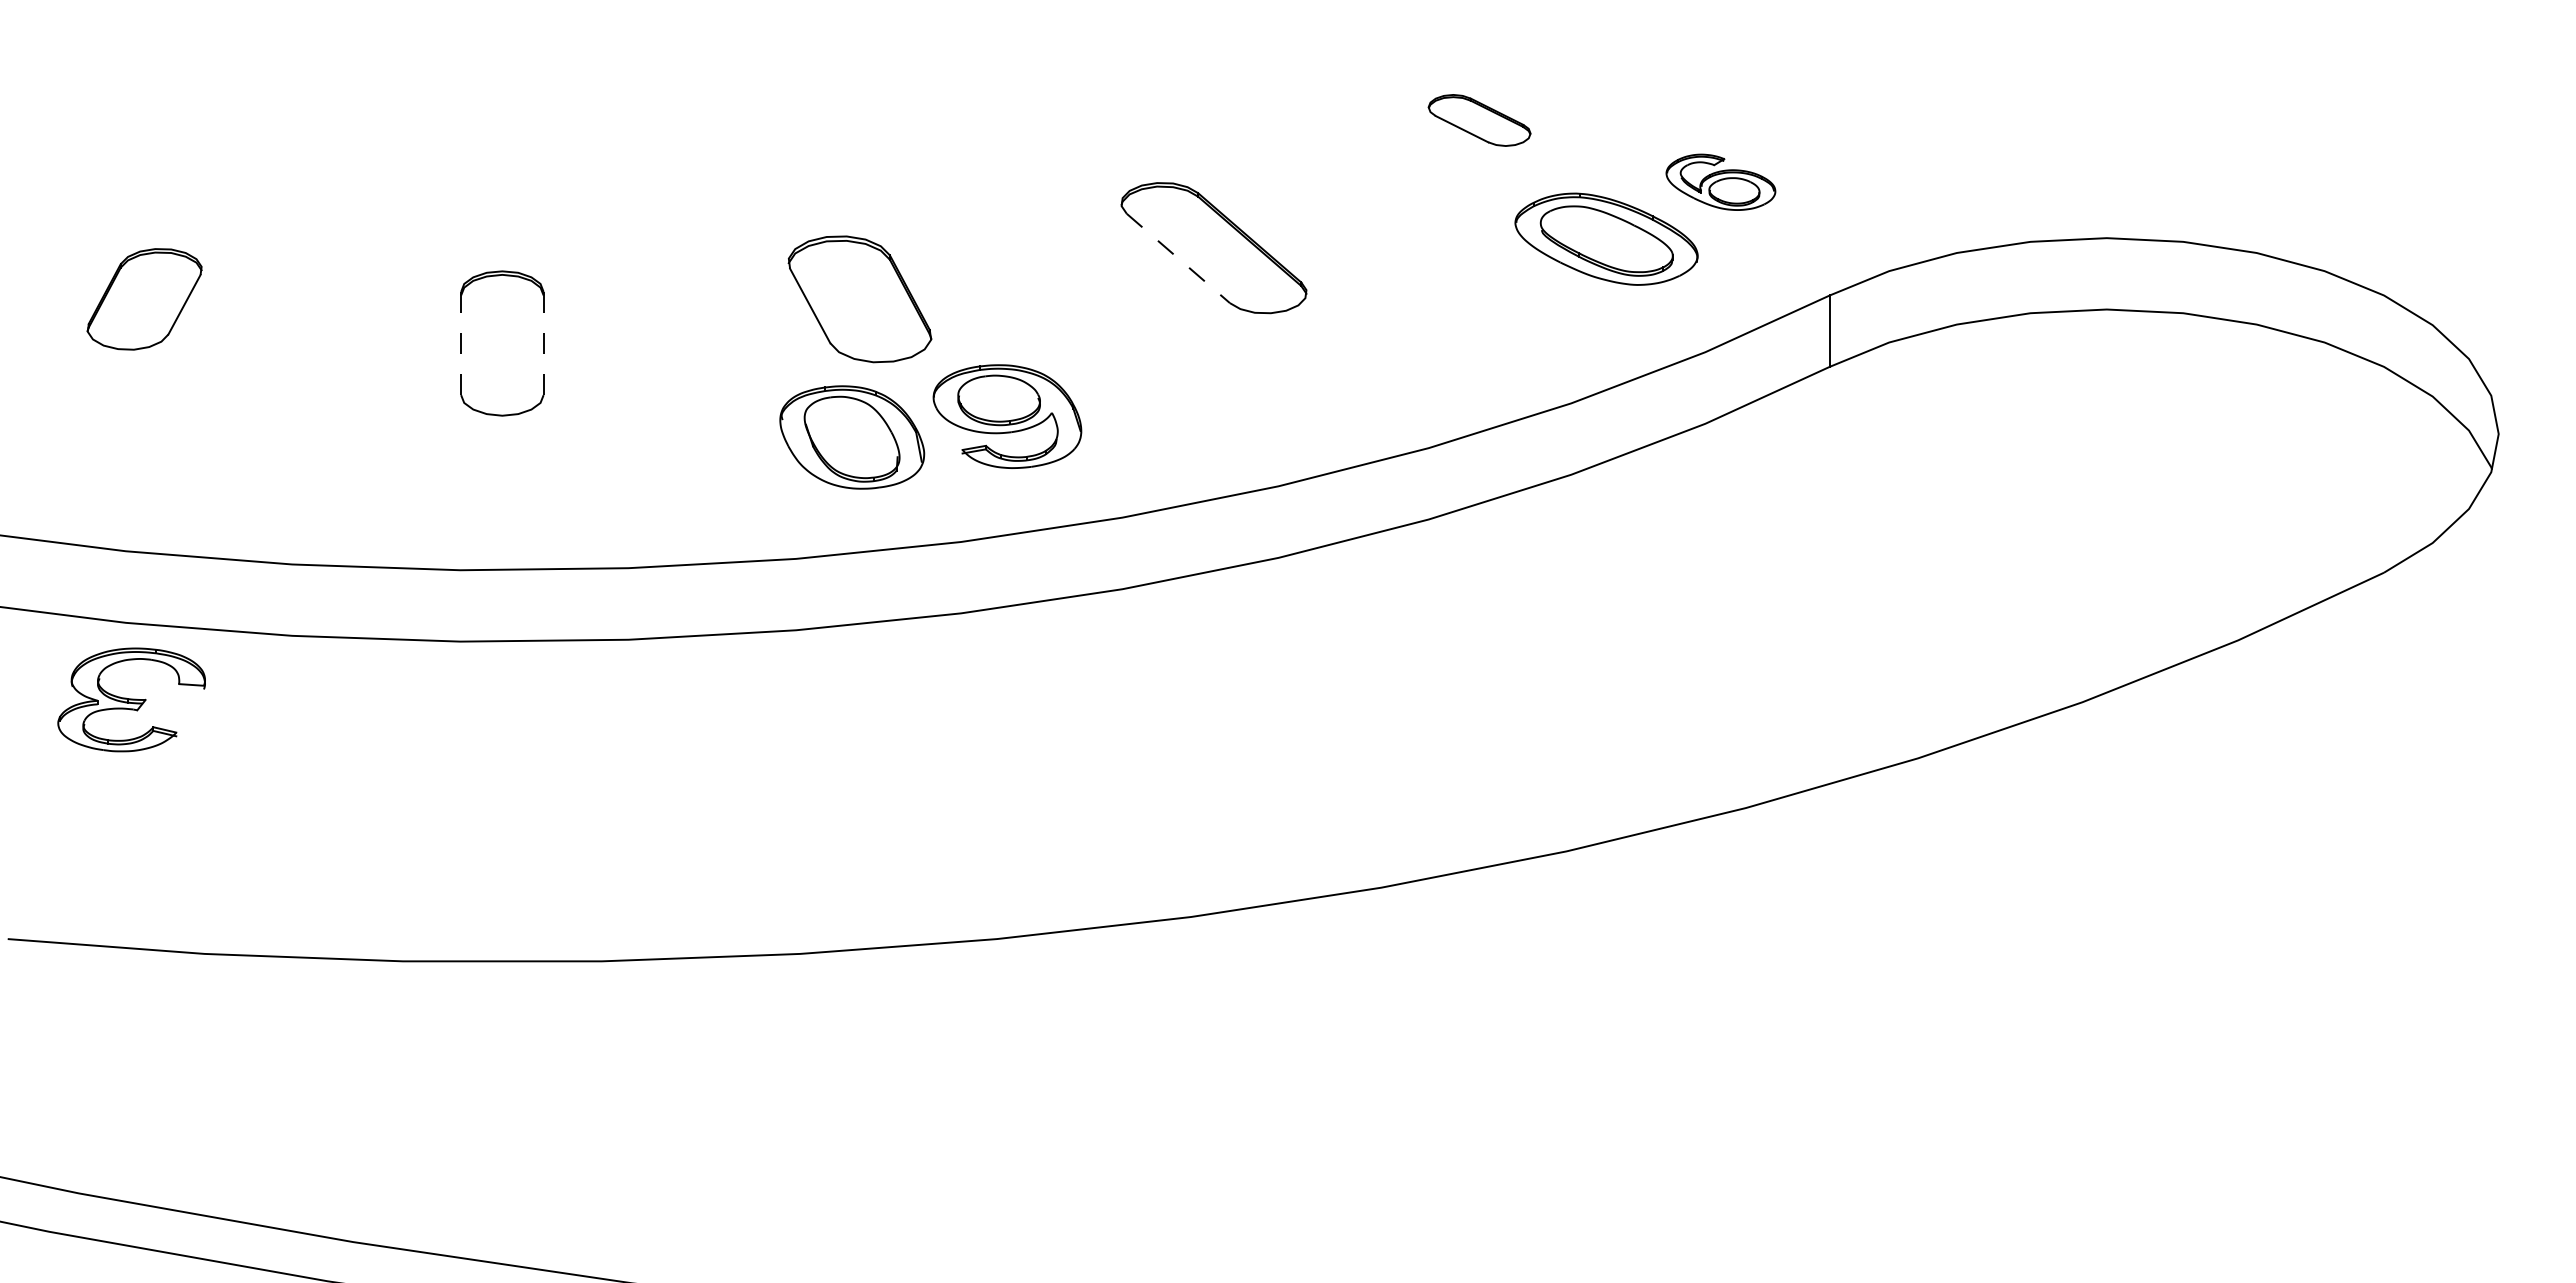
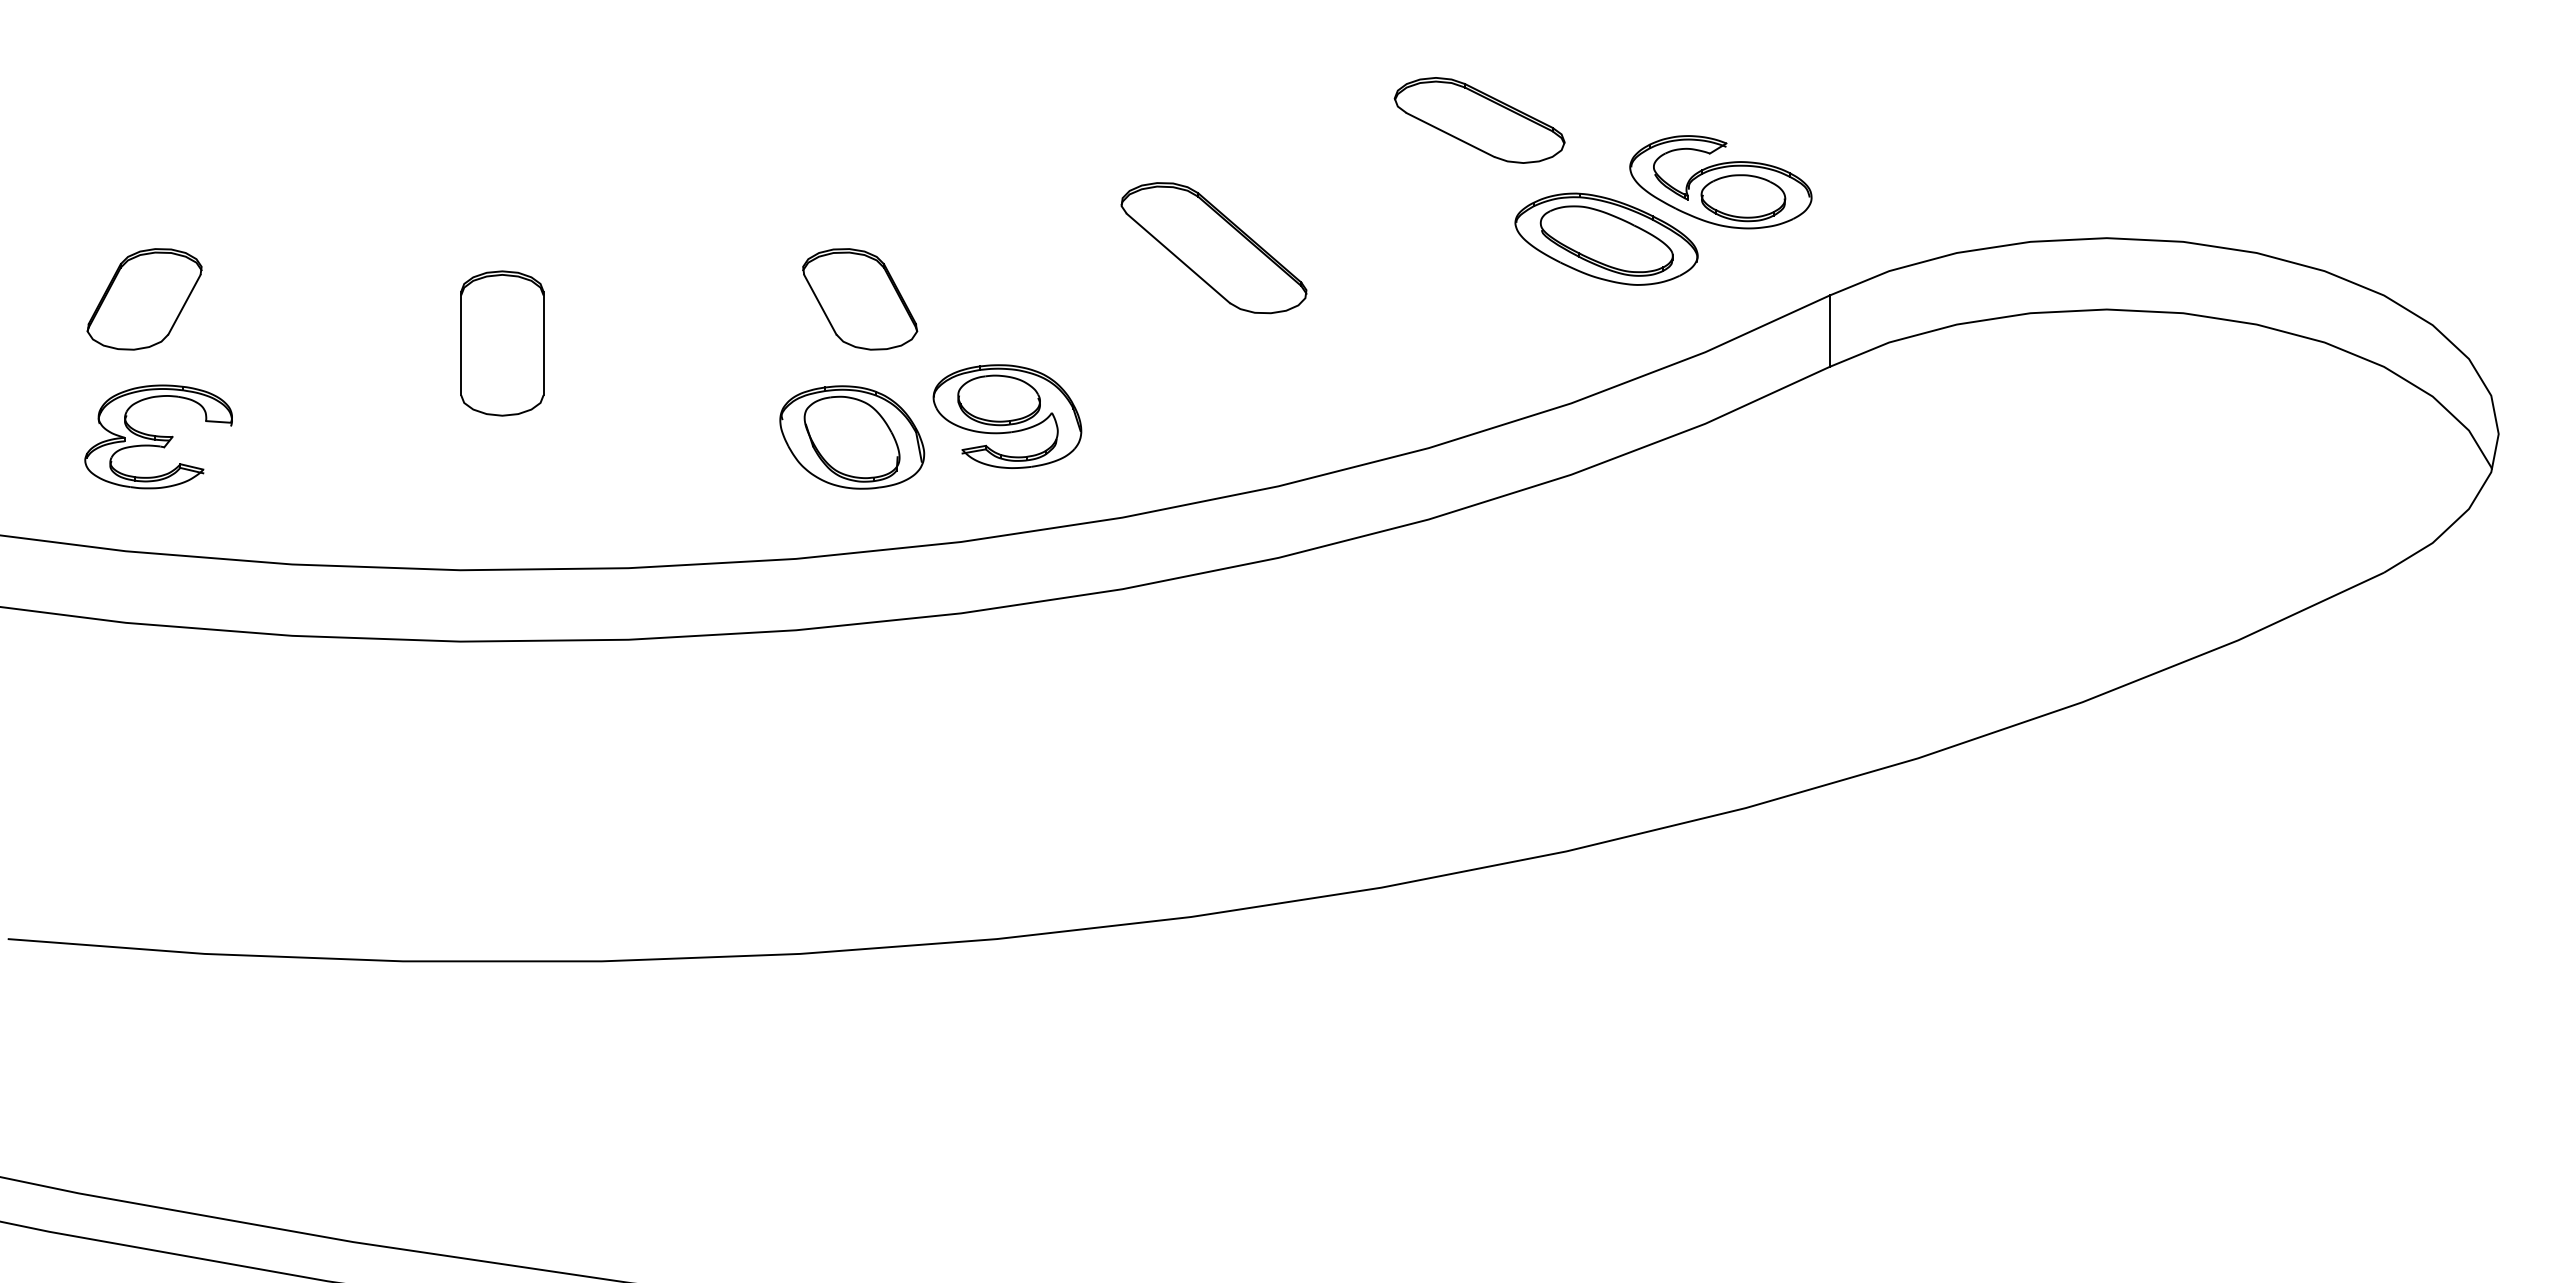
part size: 105x53 px -> 173x87 px (1479, 120)
part size: 112x58 px -> 184x95 px (1720, 182)
line: dashed -> solid (1178, 258)
part size: 146x129 px -> 117x103 px (860, 299)
line: dashed -> solid (461, 343)
line: dashed -> solid (543, 343)
part position: (131, 699) -> (158, 436) (158, 436)
